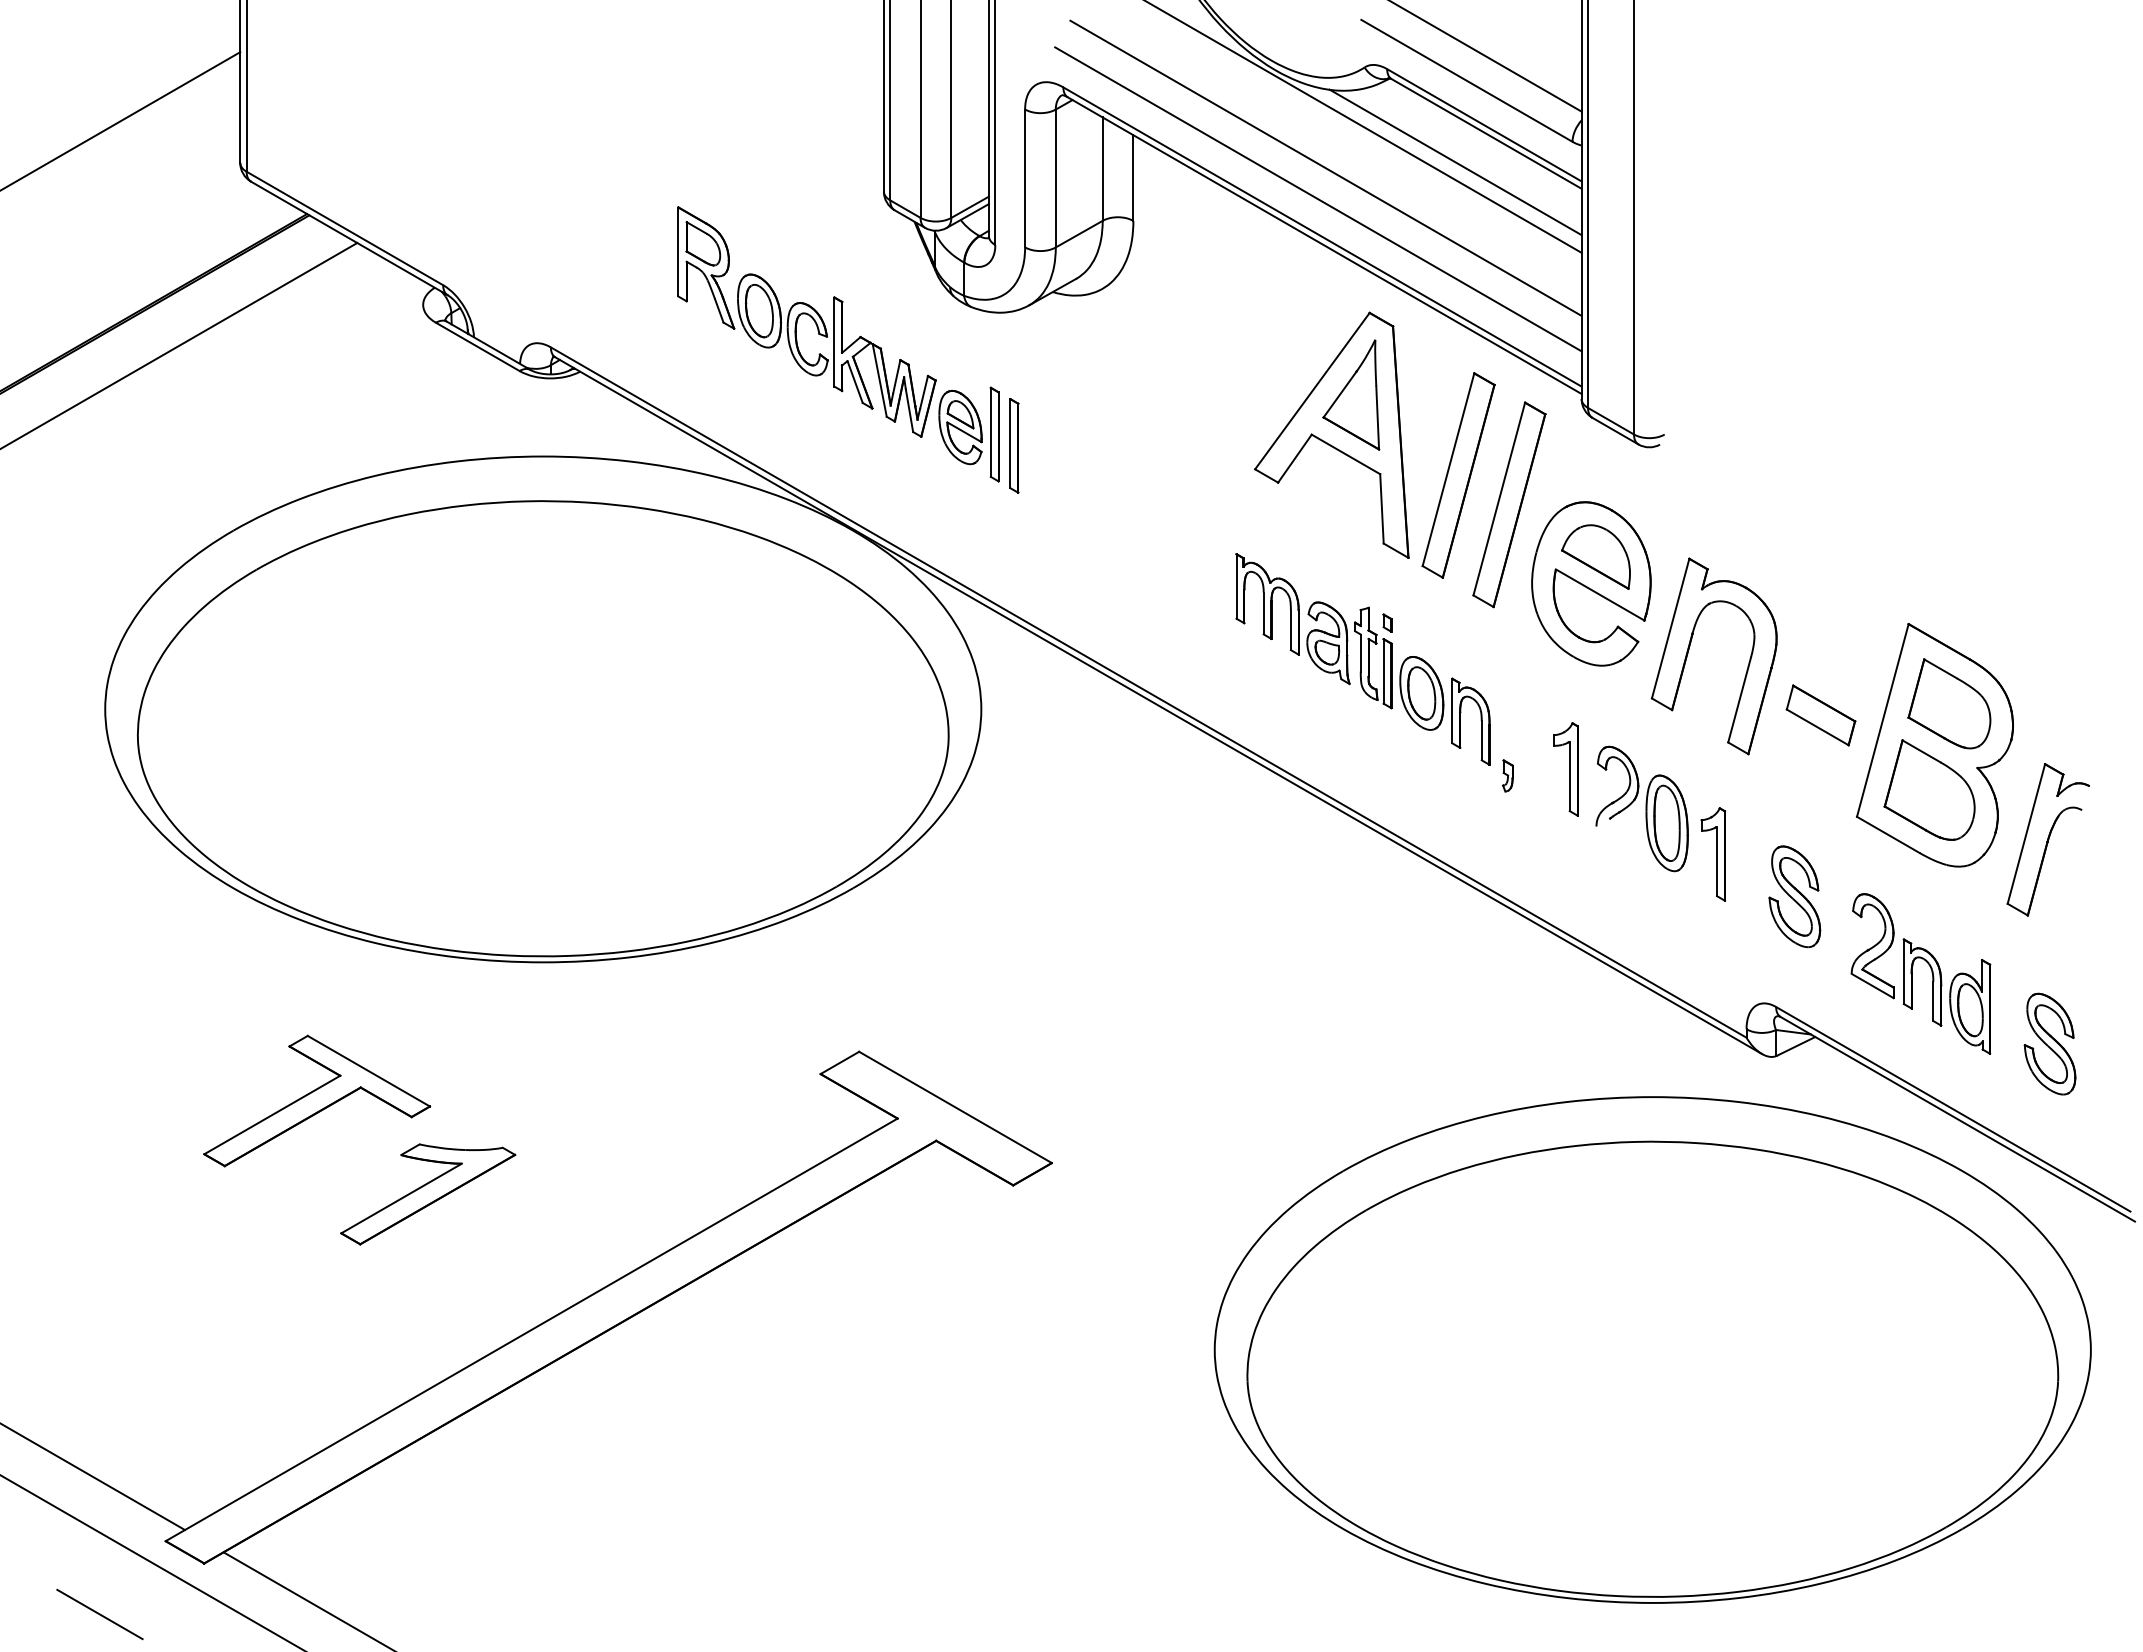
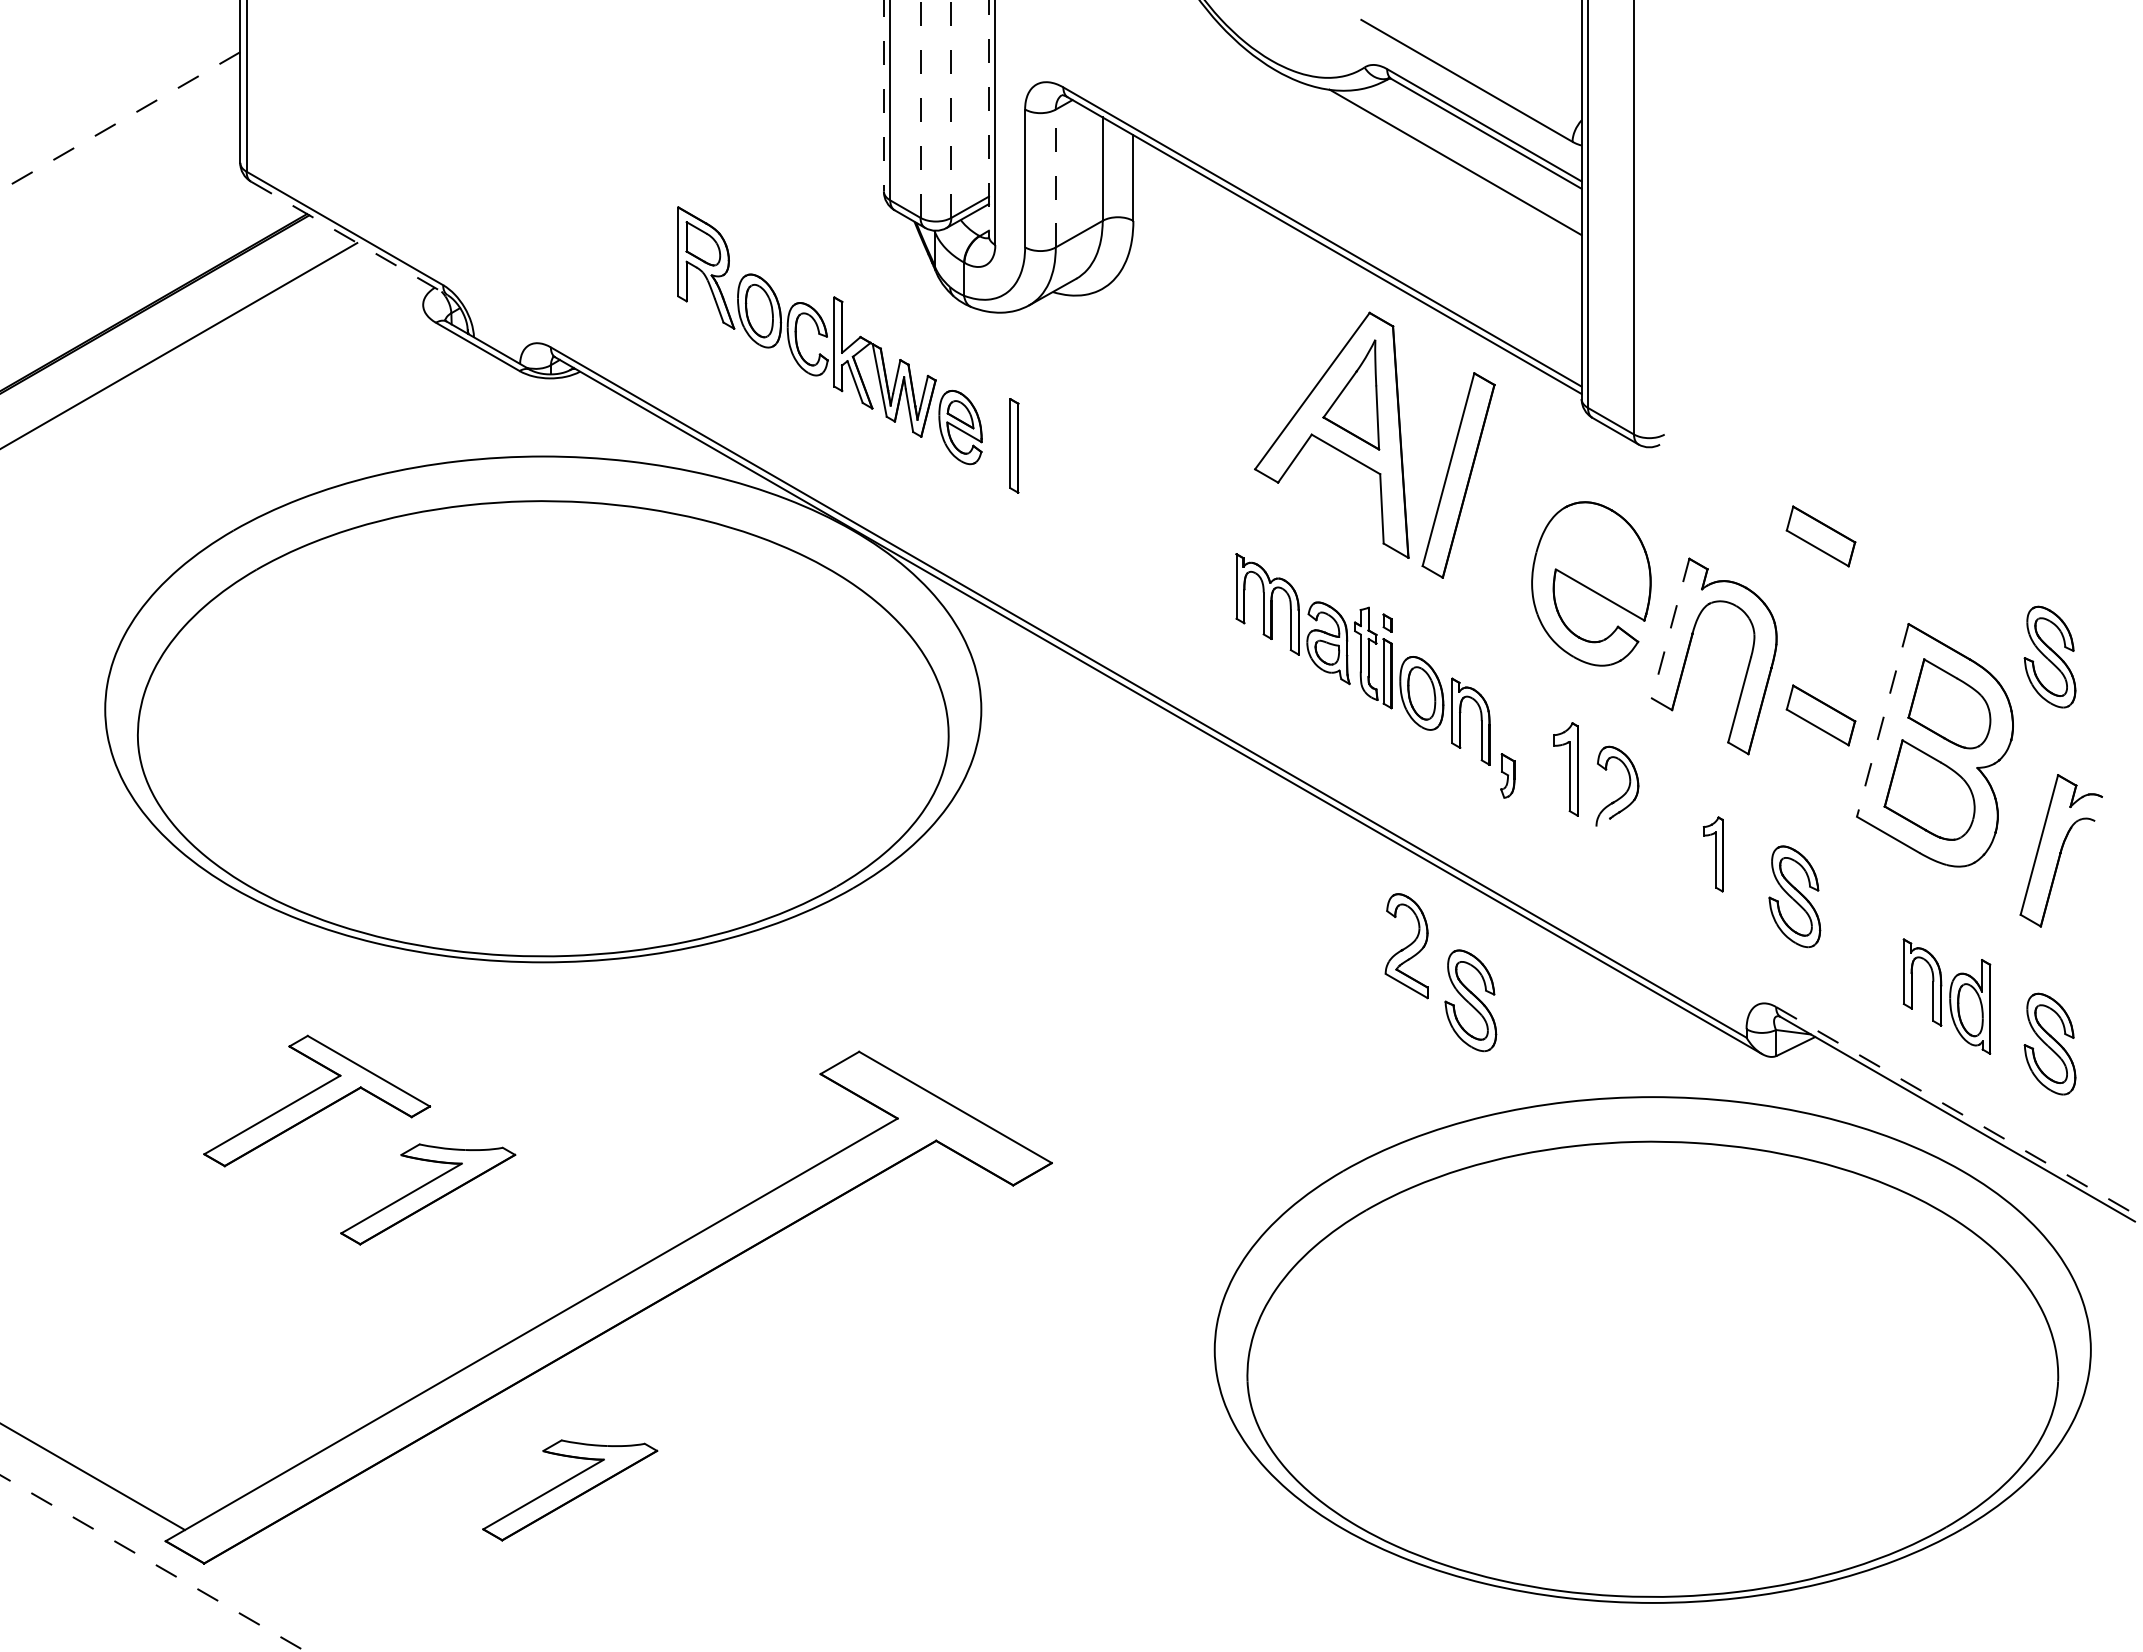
line: present -> none (1486, 56)
line: solid -> dashed (883, 96)
line: solid -> dashed (920, 108)
line: solid -> dashed (951, 109)
line: solid -> dashed (988, 118)
line: solid -> dashed (119, 121)
line: present -> none (1364, 127)
line: present -> none (1325, 167)
line: solid -> dashed (1055, 178)
line: present -> none (1318, 199)
line: solid -> dashed (349, 238)
part: present -> none (994, 434)
part: present -> none (1509, 504)
part: none -> present (1820, 536)
part: present -> none (1595, 556)
line: solid -> dashed (1670, 629)
part: none -> present (2049, 656)
line: solid -> dashed (1882, 720)
part size: 12x34 px -> 16x46 px (1507, 775)
part: present -> none (1666, 823)
part position: (2047, 839) -> (2060, 850) (2060, 850)
part size: 27x95 px -> 22x77 px (1712, 854)
part position: (1872, 946) -> (1406, 946) (1406, 946)
part: none -> present (1470, 1000)
line: solid -> dashed (1953, 1109)
part: none -> present (570, 1490)
line: solid -> dashed (153, 1563)
line: present -> none (306, 1600)
line: present -> none (99, 1614)
